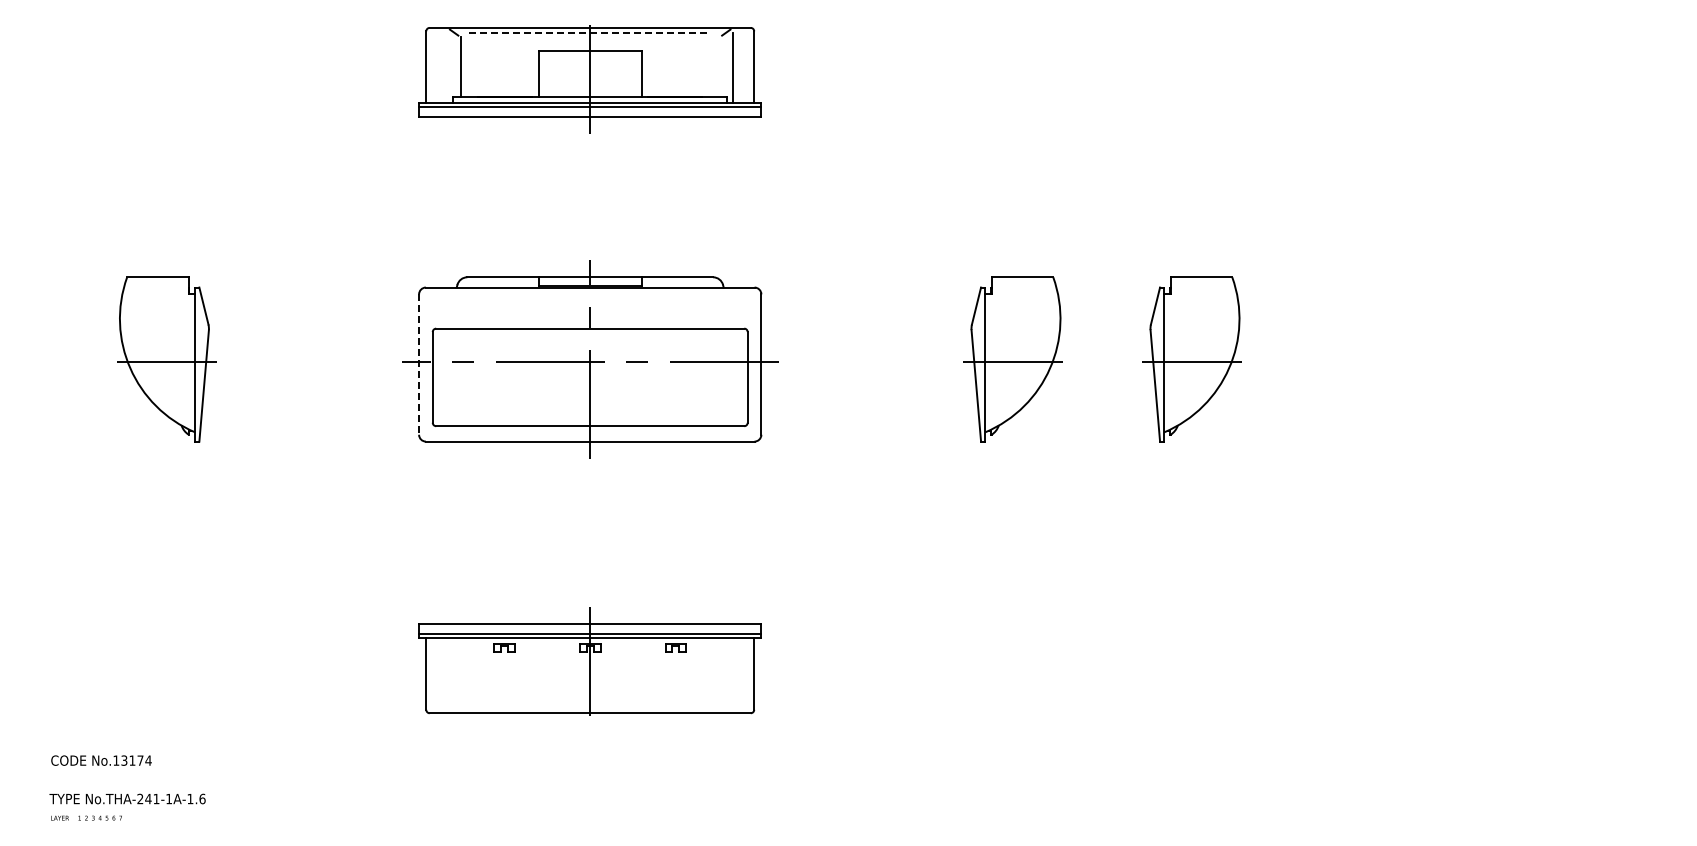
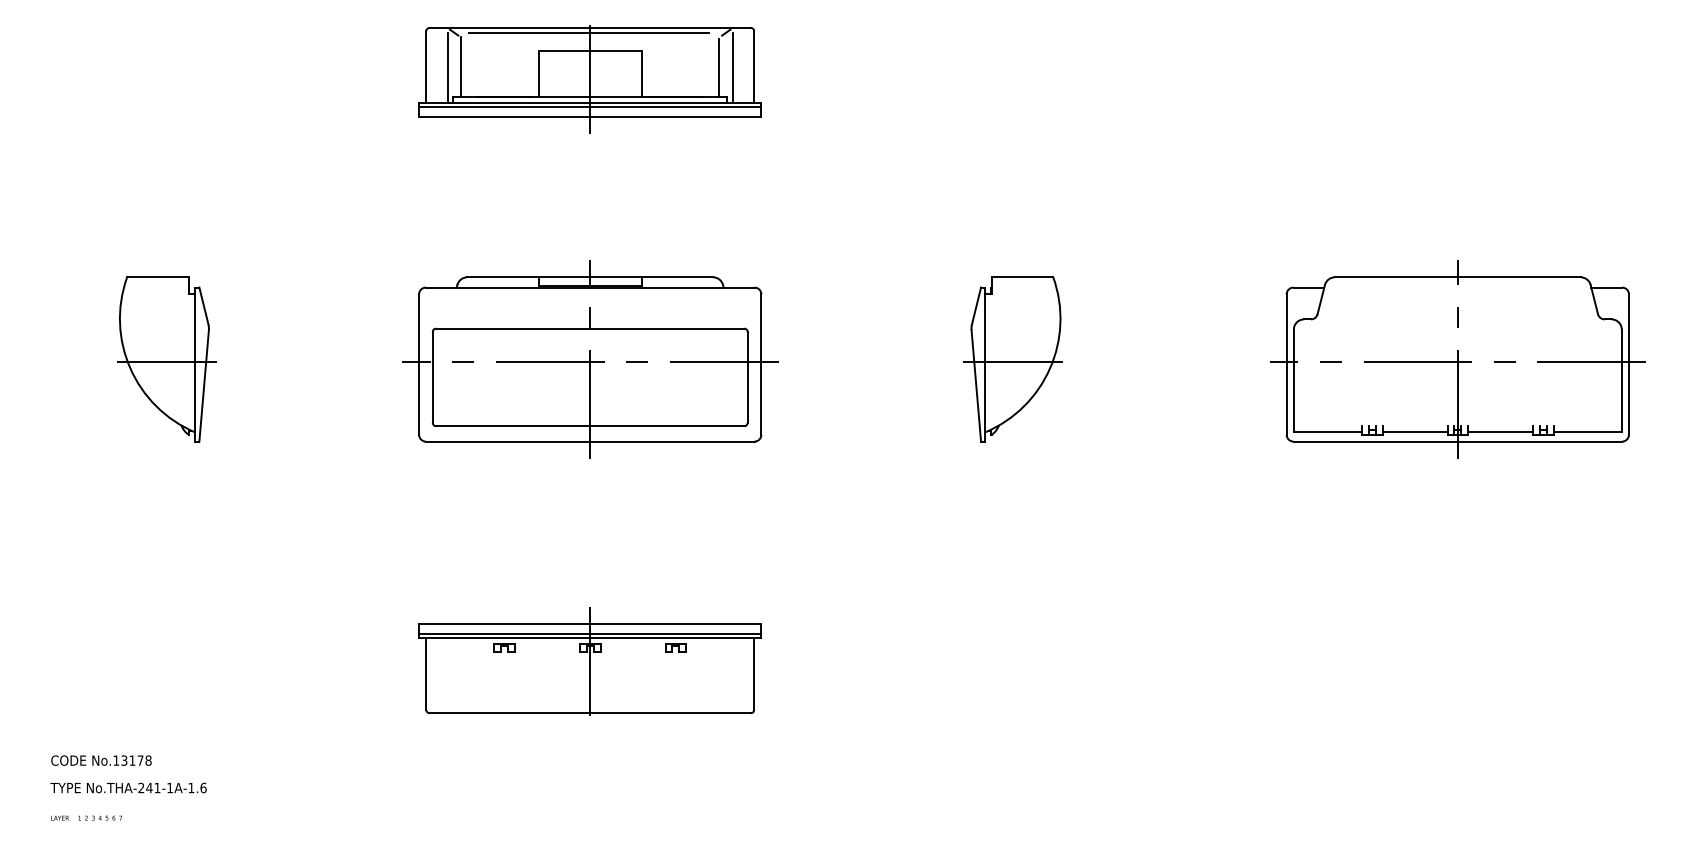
line: dashed -> solid (588, 33)
line: none -> present (719, 67)
line: none -> present (447, 68)
part: present -> none (1191, 359)
part: none -> present (1457, 359)
line: dashed -> solid (419, 365)
text: No.13174 -> No.13178 (148, 760)
text position: (127, 798) -> (128, 787) (128, 787)
